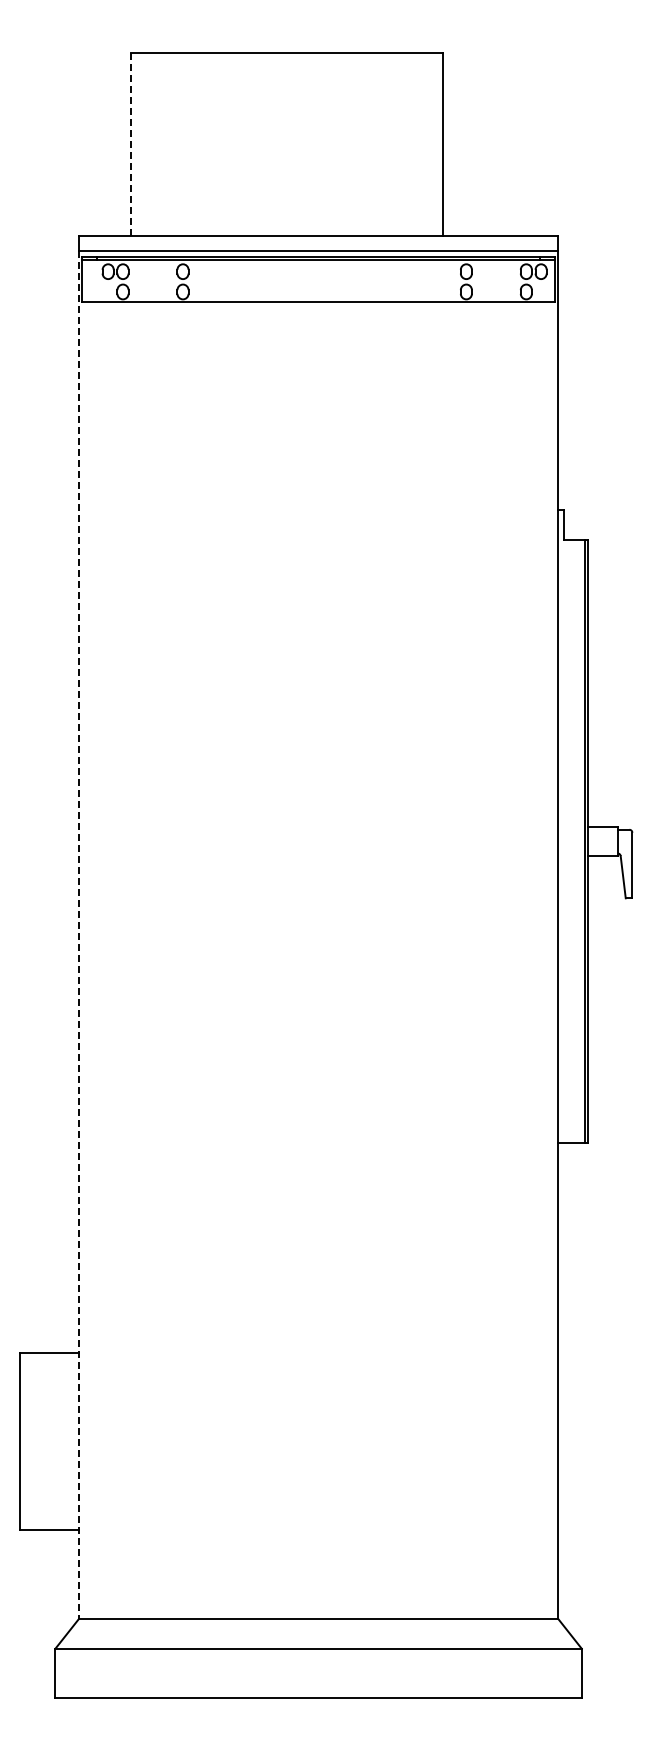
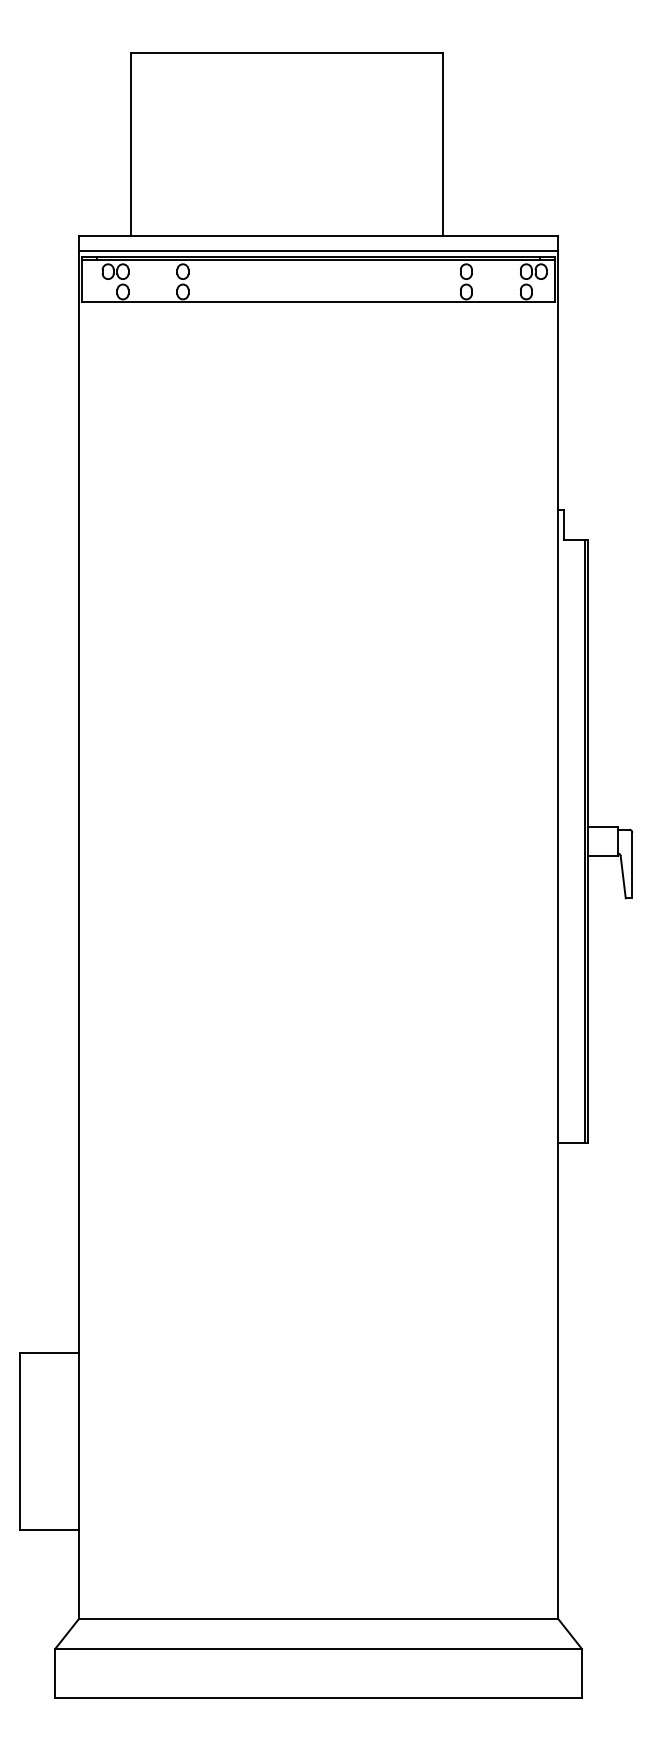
line: dashed -> solid (130, 144)
line: dashed -> solid (78, 935)
